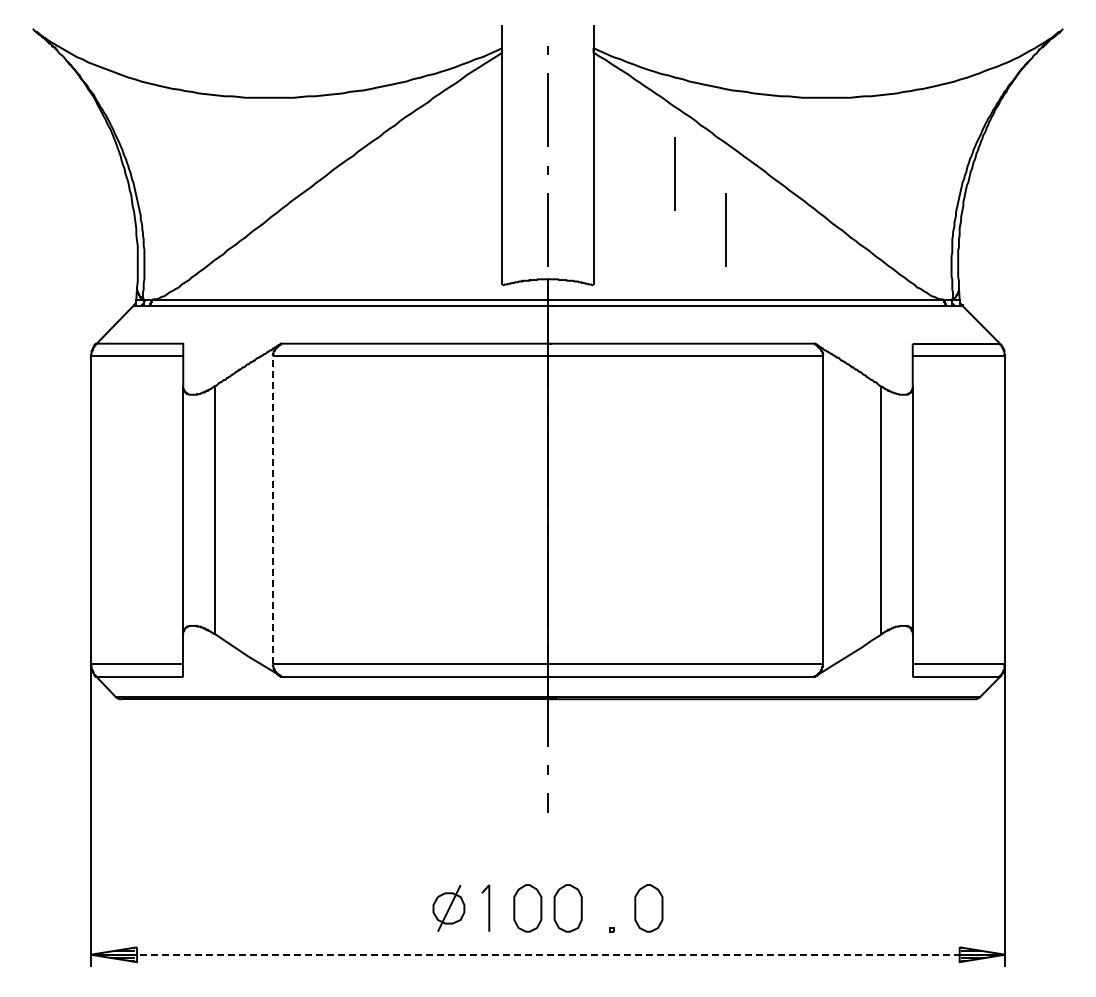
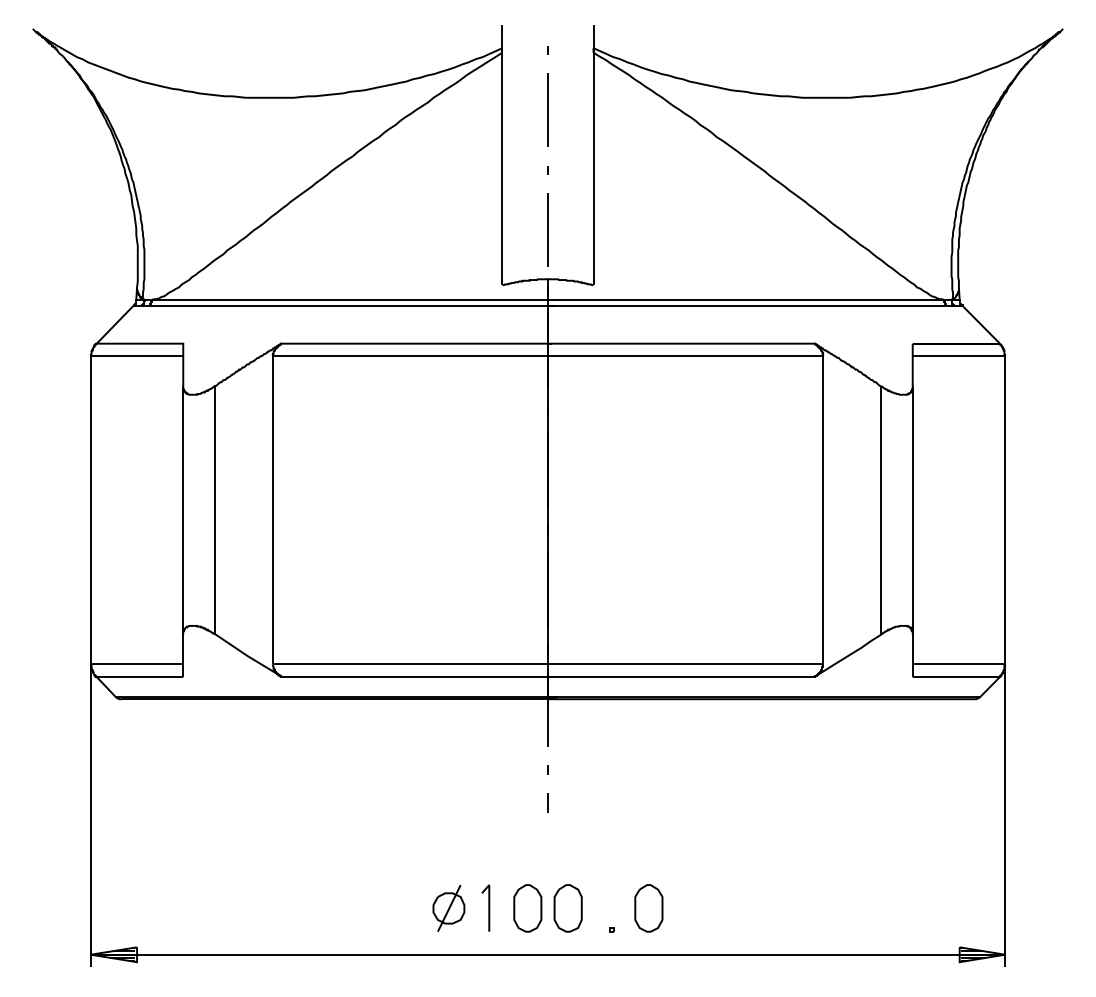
line: present -> none (674, 173)
line: present -> none (725, 229)
line: dashed -> solid (272, 509)
line: dashed -> solid (547, 954)
